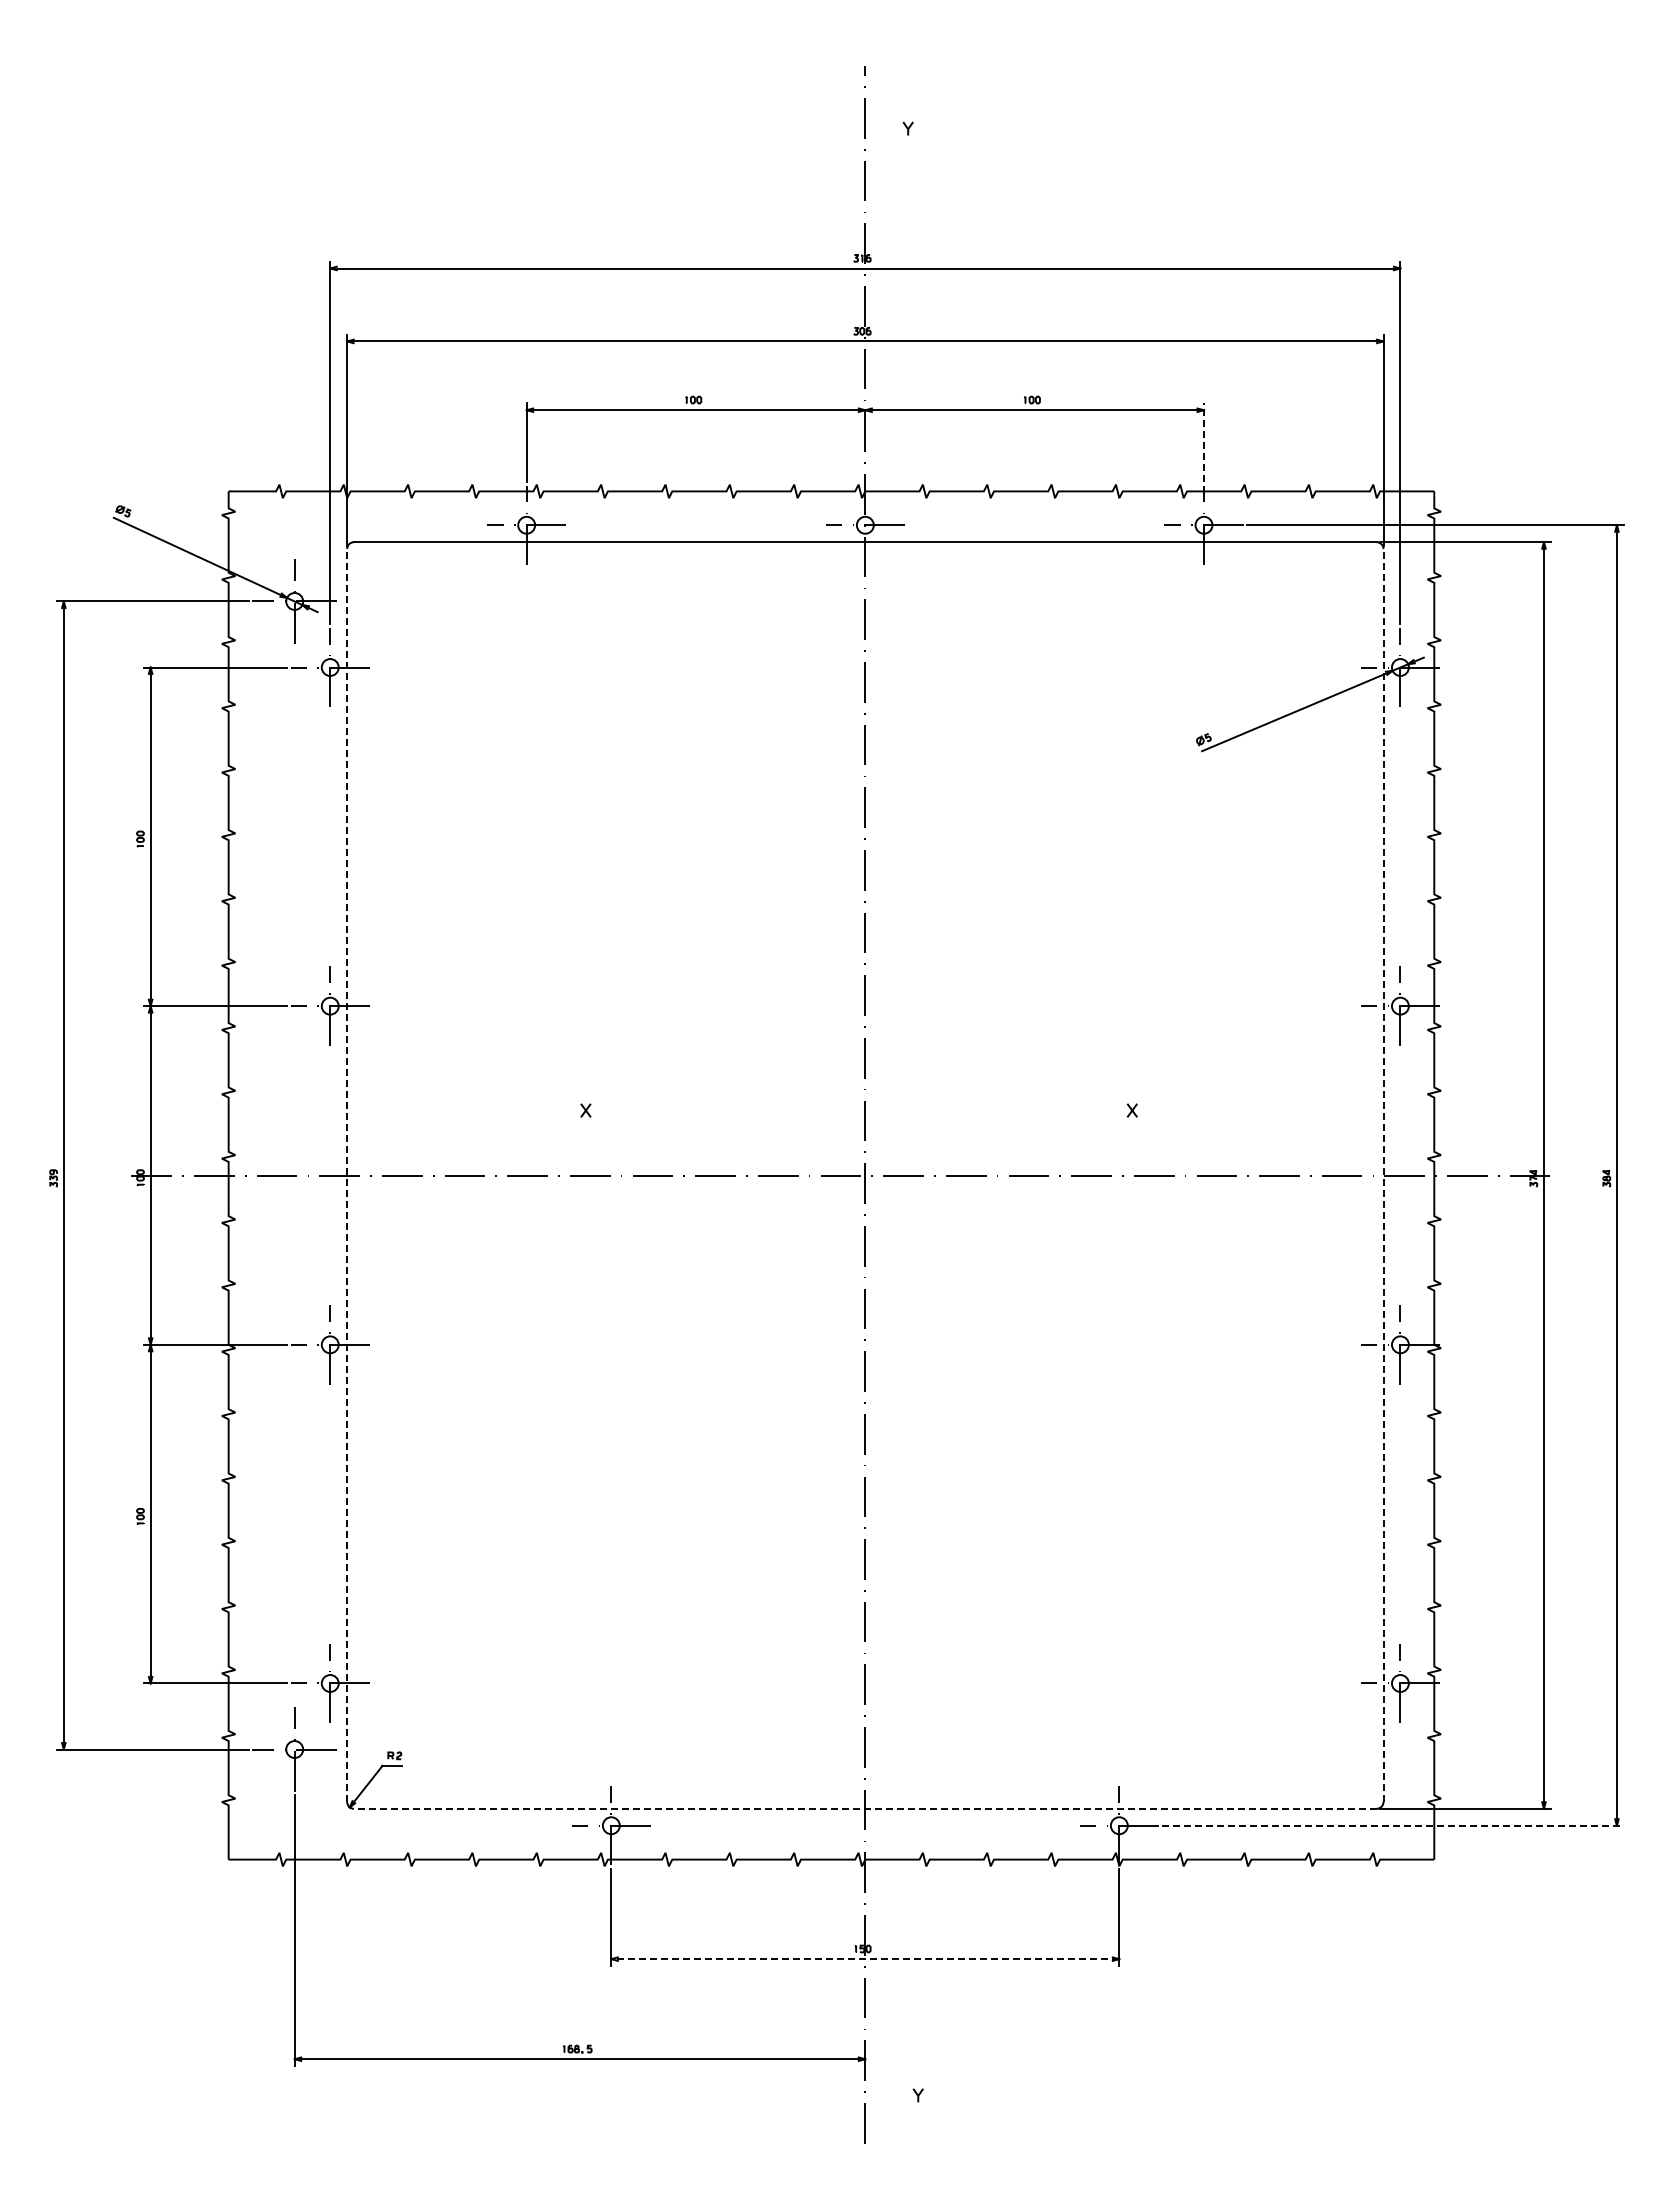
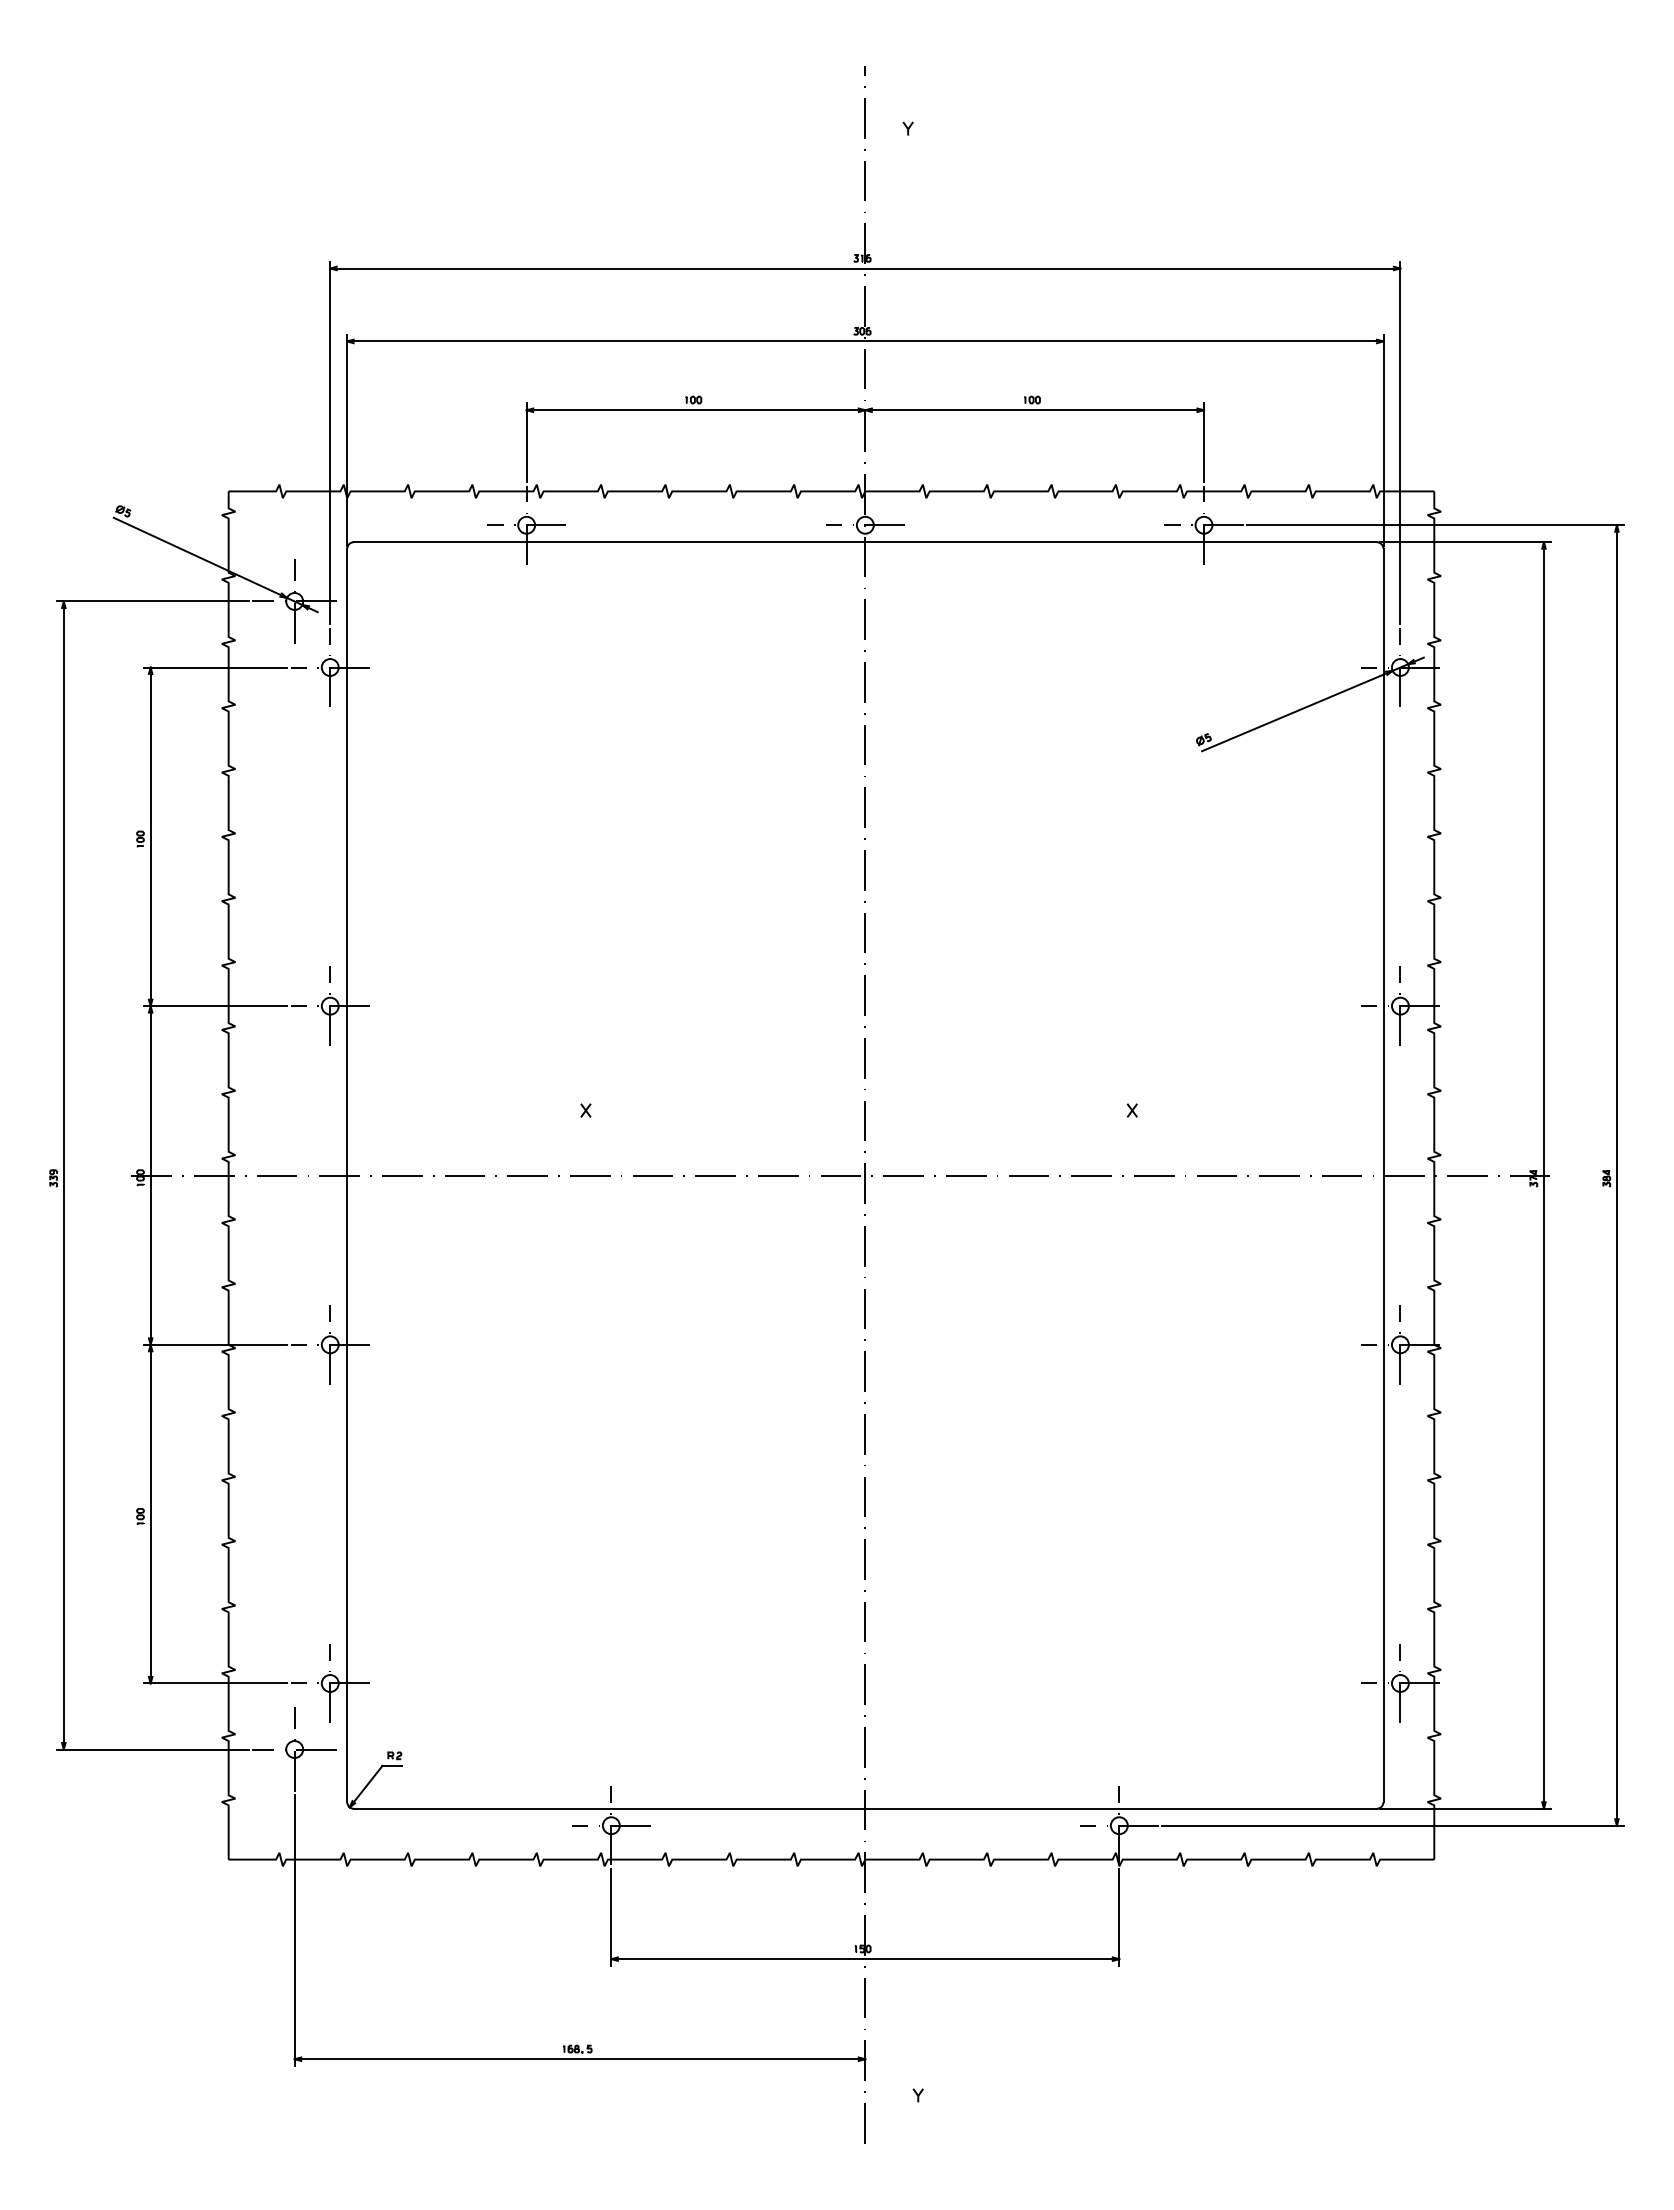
line: dashed -> solid (1204, 442)
line: dashed -> solid (347, 1175)
line: dashed -> solid (1383, 1175)
line: dashed -> solid (864, 1808)
line: dashed -> solid (1393, 1825)
line: dashed -> solid (865, 1959)
